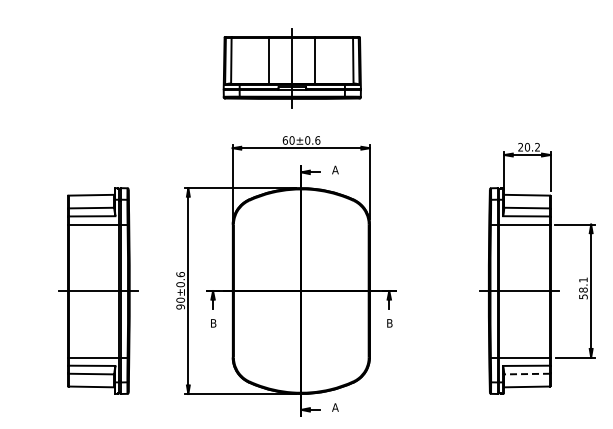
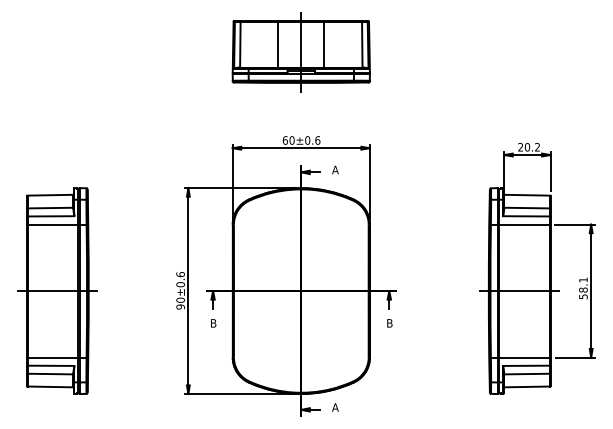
part position: (291, 68) -> (300, 52) (300, 52)
part position: (98, 290) -> (57, 290) (57, 290)
line: dashed -> solid (527, 374)
